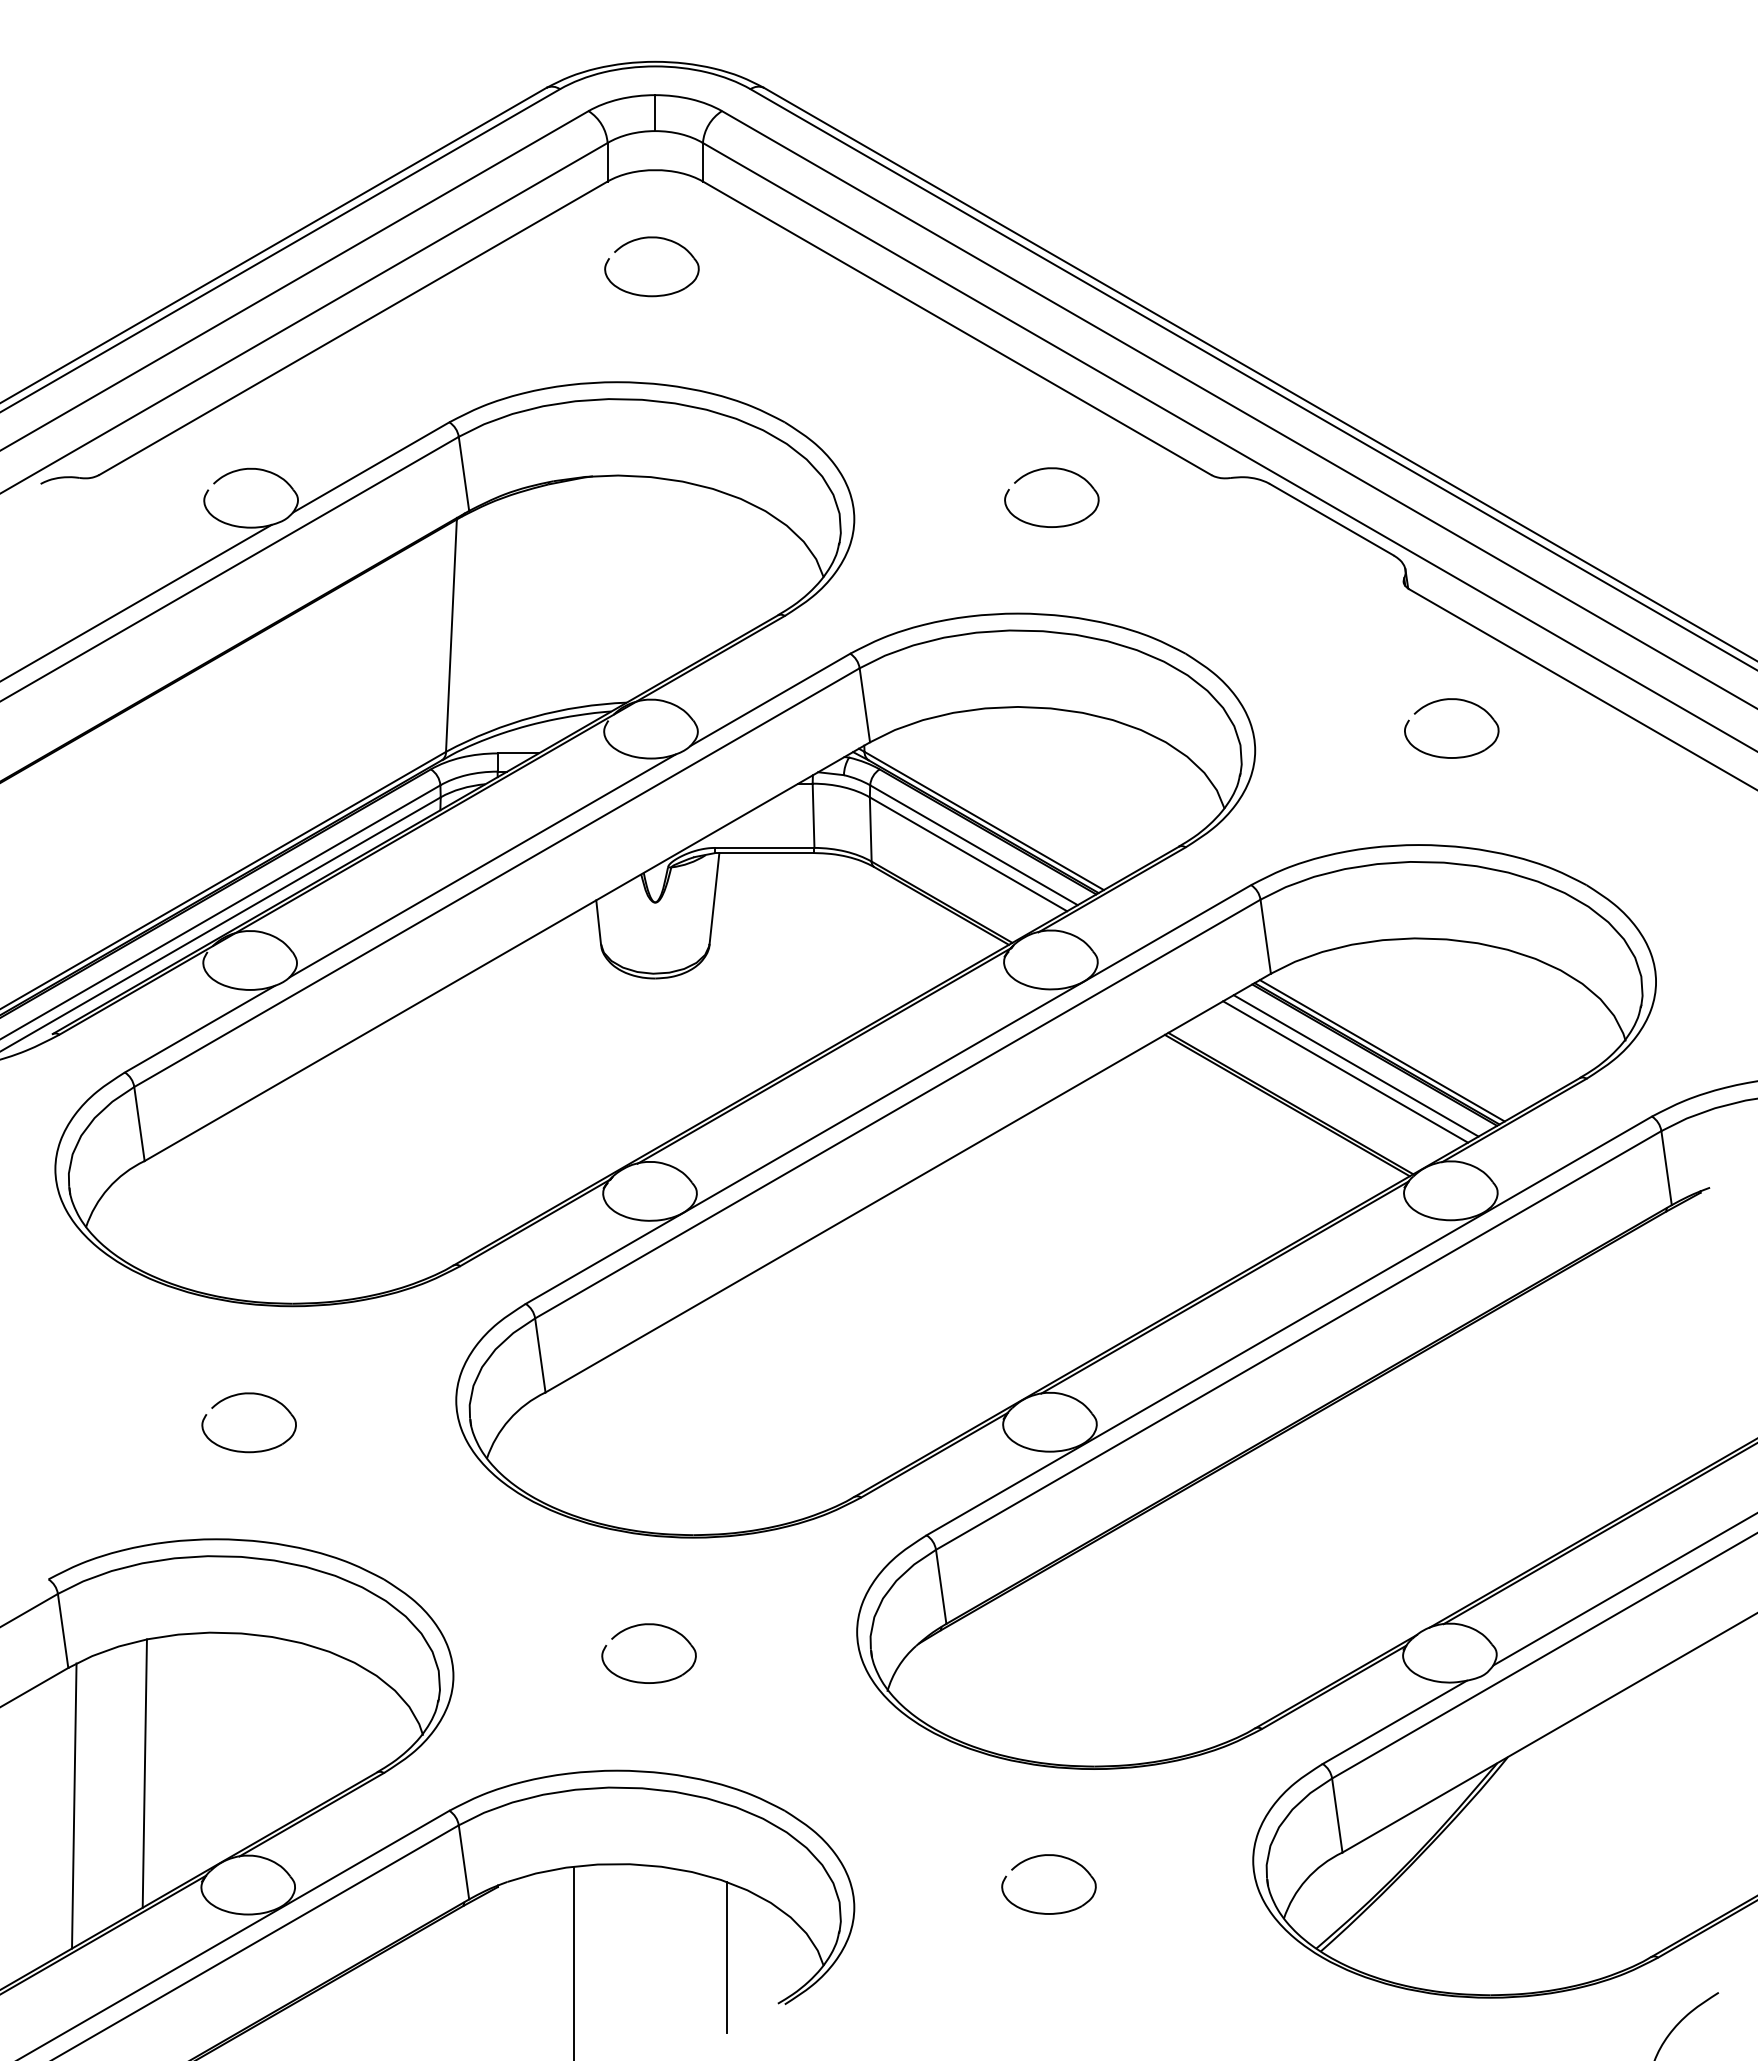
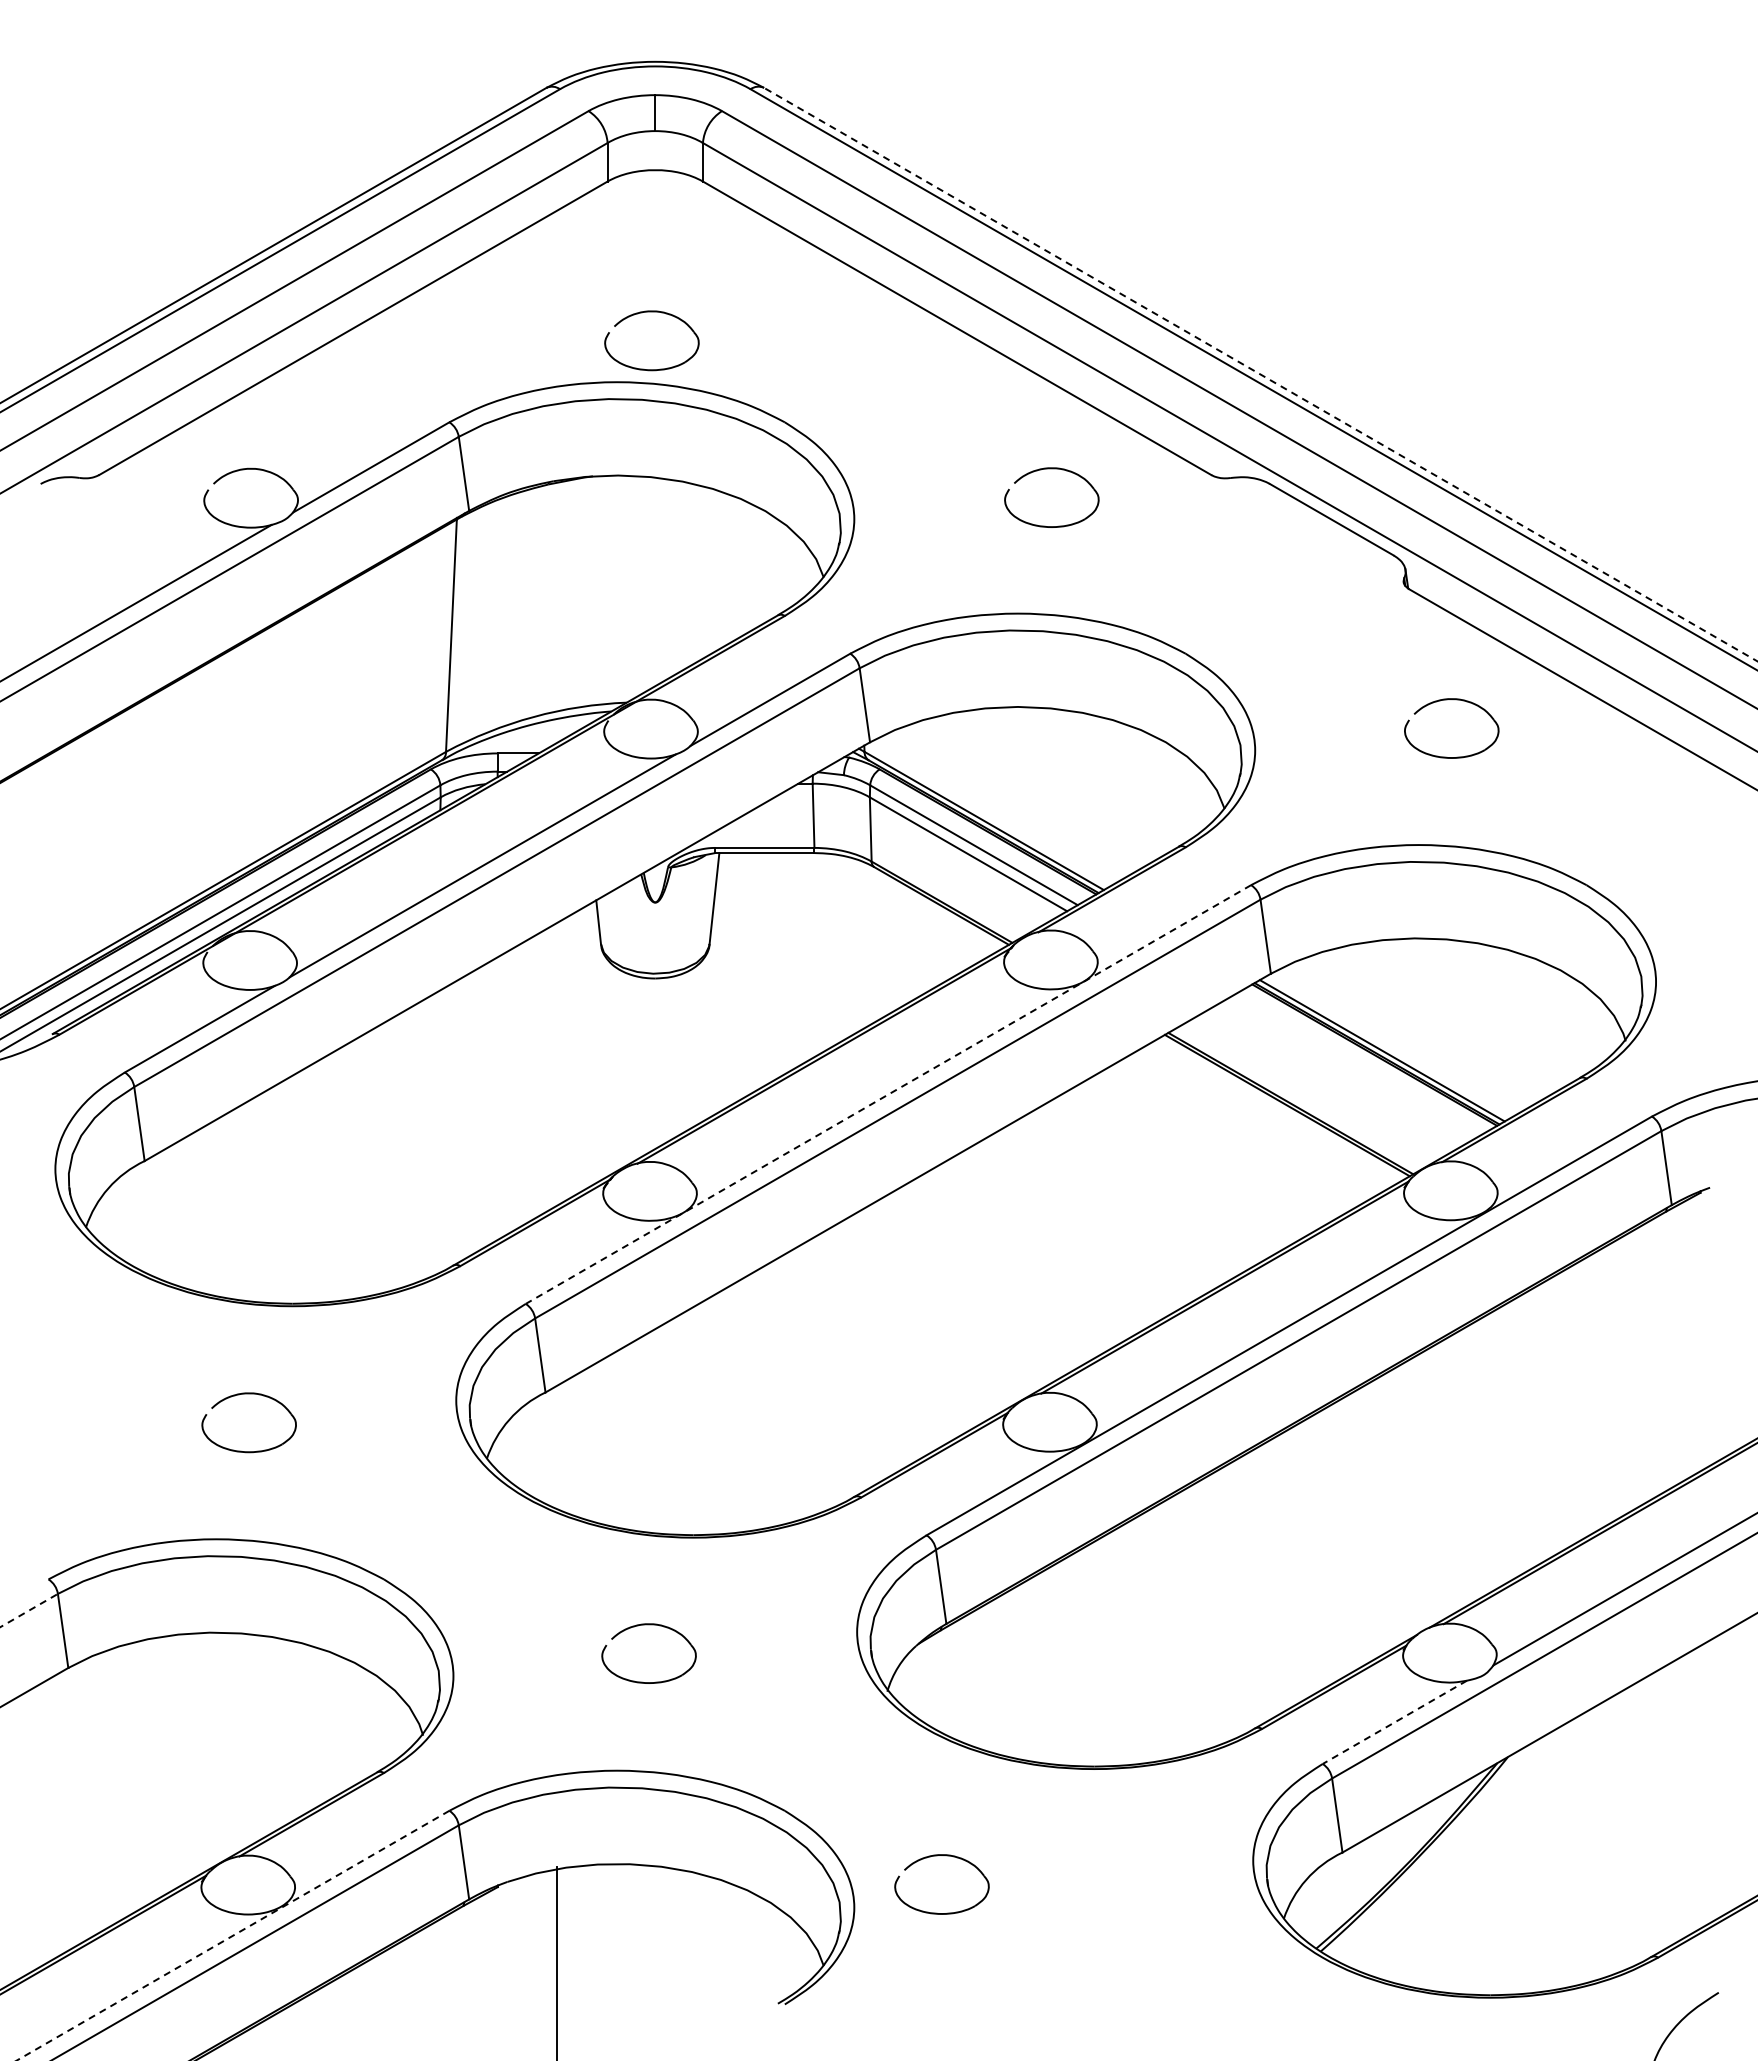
part position: (651, 238) -> (651, 312) (651, 312)
line: solid -> dashed (1260, 374)
line: present -> none (1355, 1065)
line: present -> none (1345, 1071)
line: solid -> dashed (888, 1094)
line: solid -> dashed (29, 1610)
line: solid -> dashed (1394, 1722)
line: present -> none (144, 1773)
line: present -> none (74, 1805)
part position: (1044, 1856) -> (937, 1856) (937, 1856)
line: solid -> dashed (233, 1935)
line: present -> none (726, 1957)
line position: (574, 1961) -> (557, 1961) (557, 1961)
